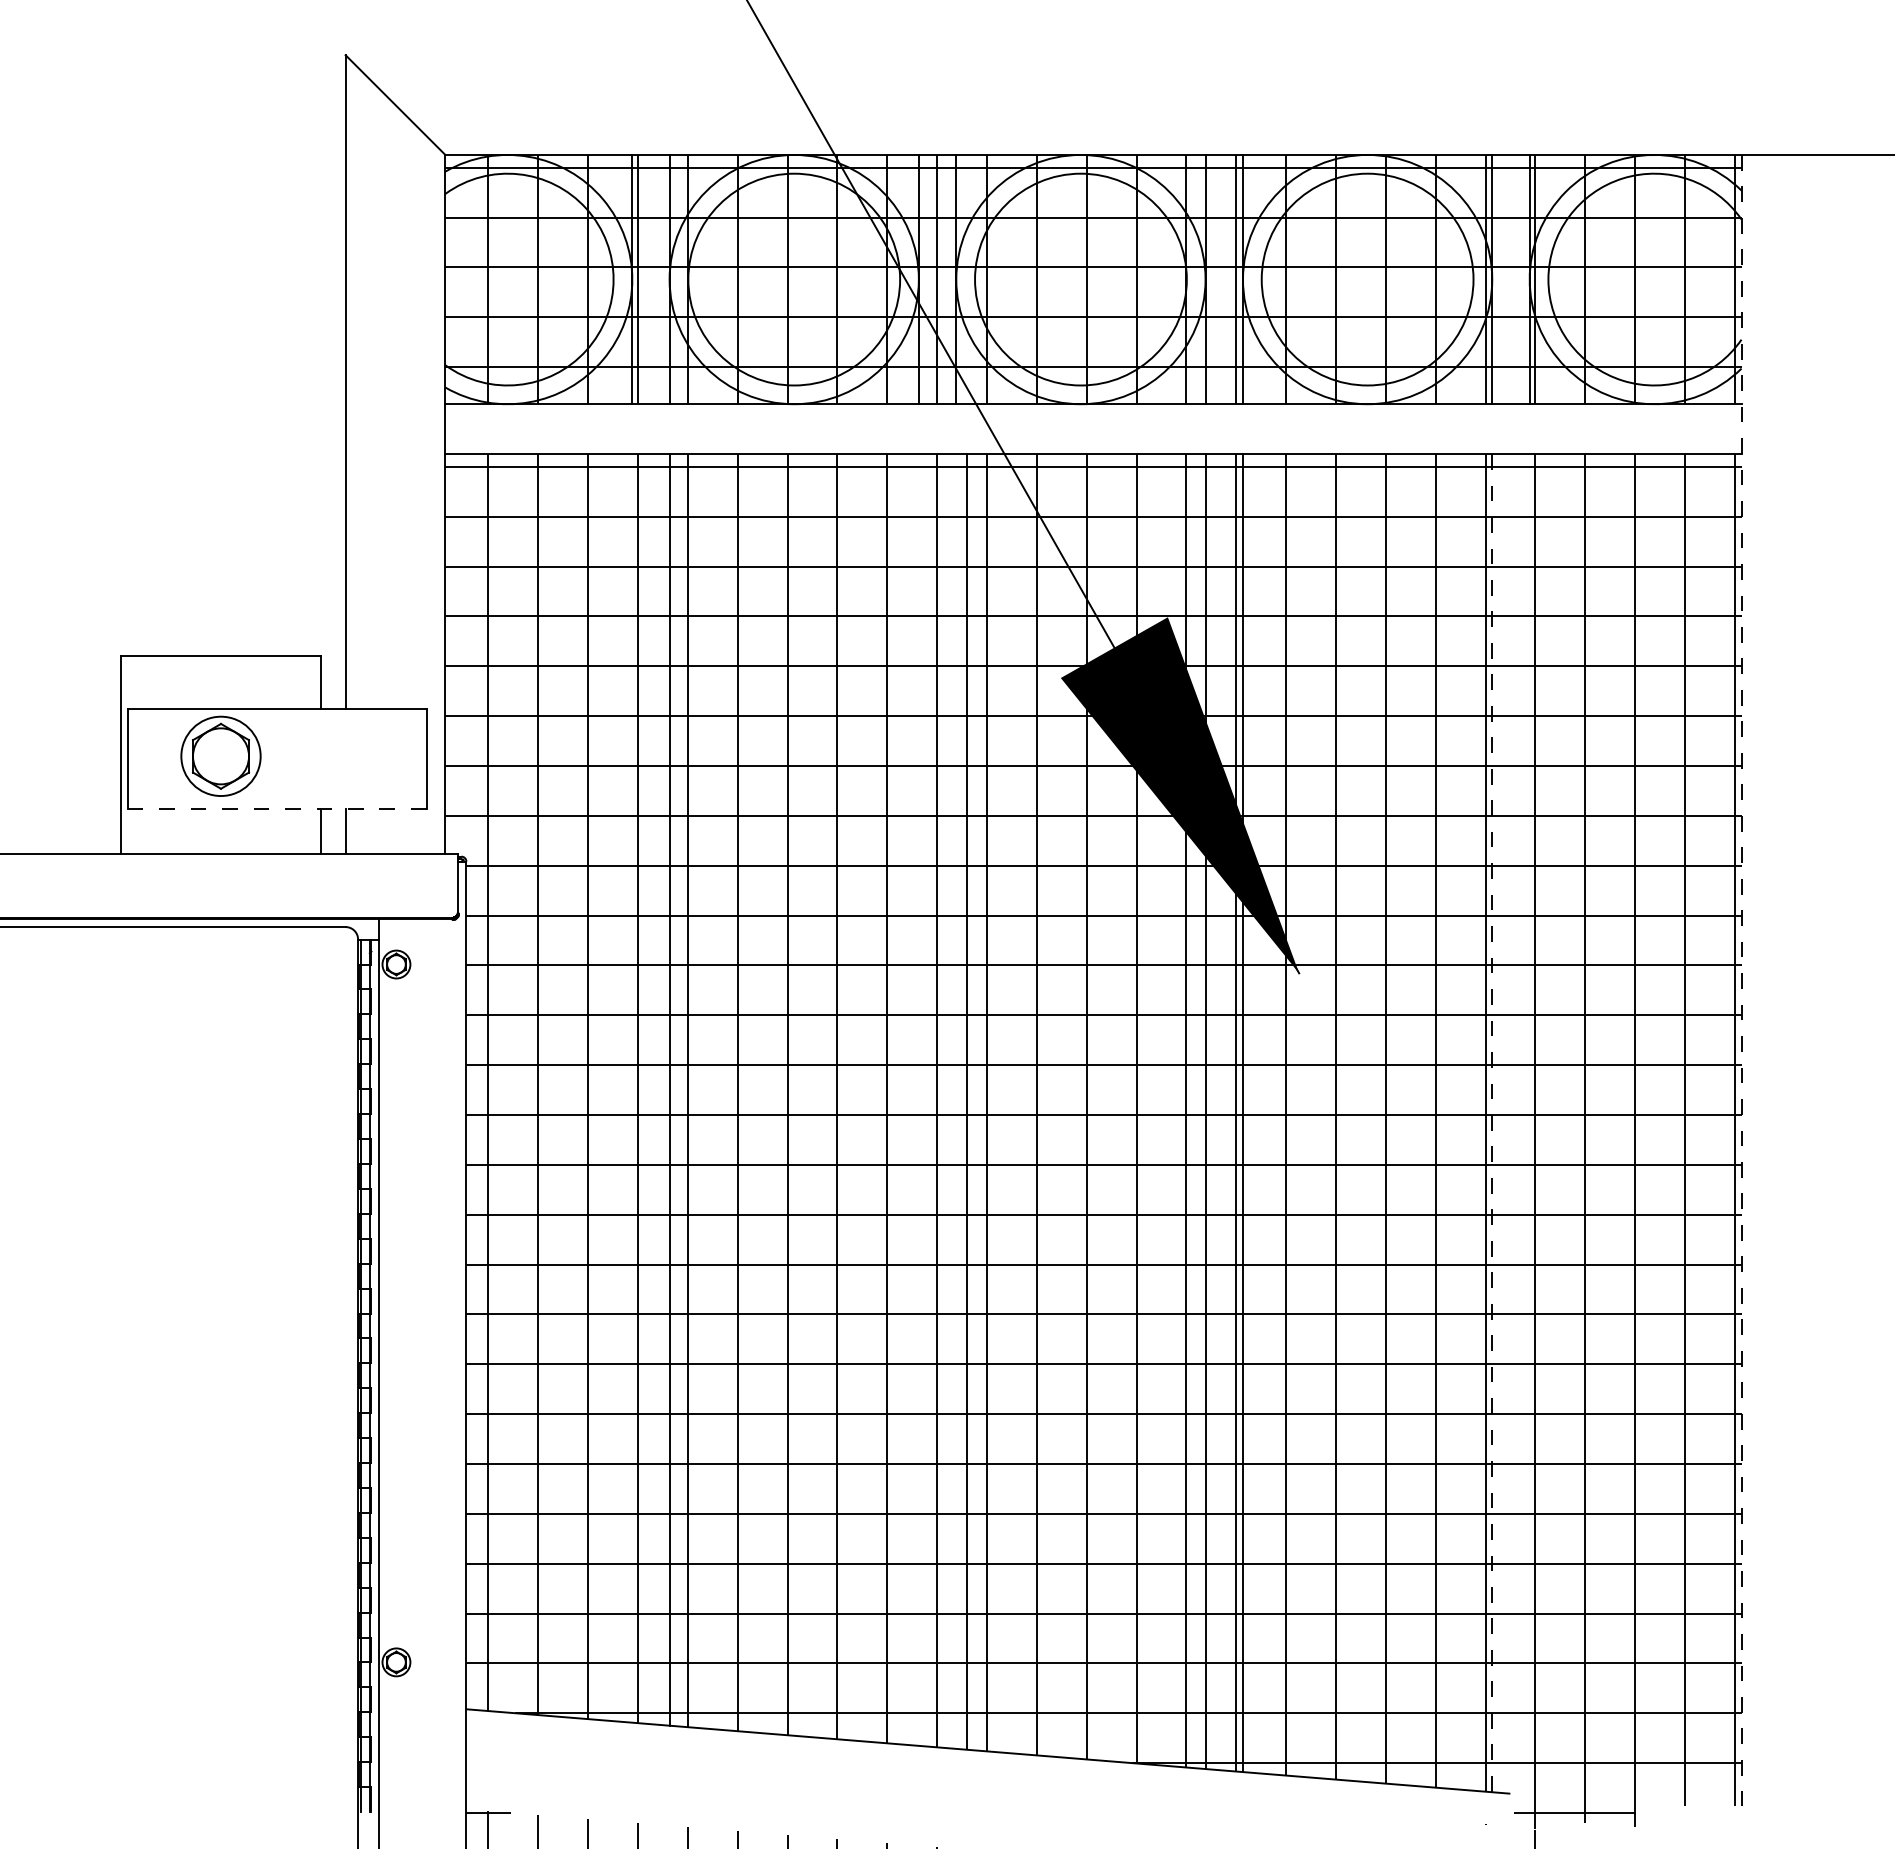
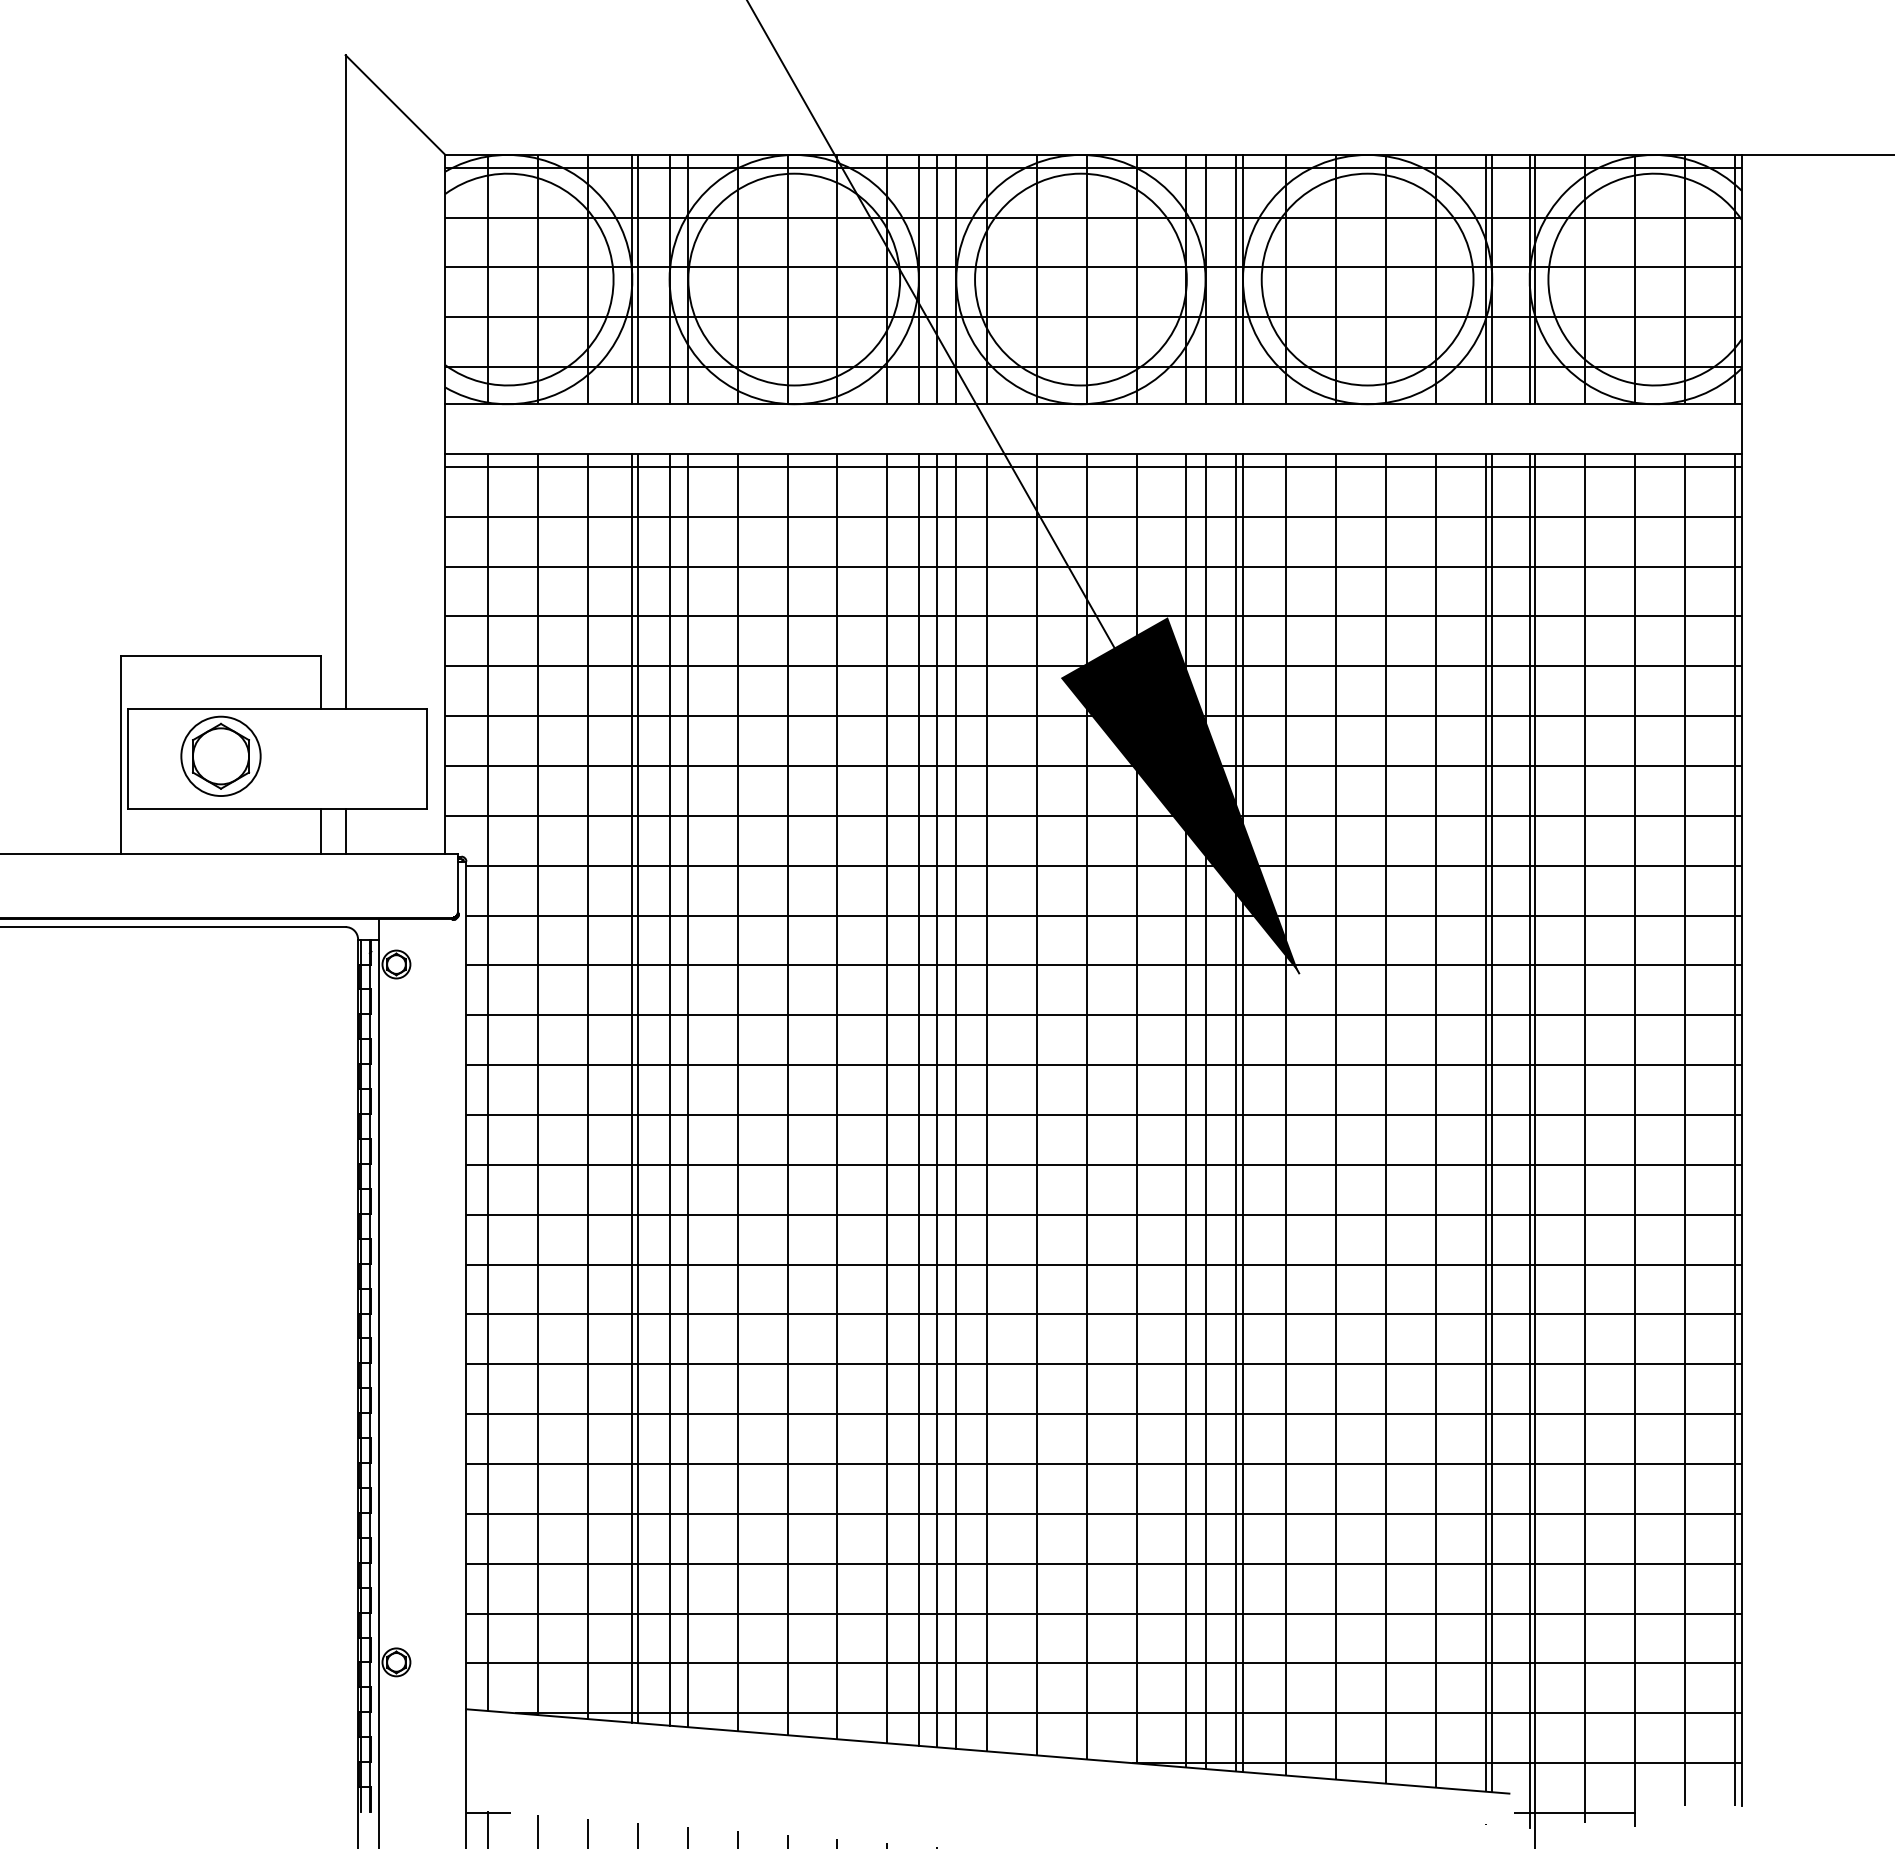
line: dashed -> solid (277, 808)
line: dashed -> solid (1741, 980)
line: none -> present (632, 1088)
line: none -> present (919, 1099)
line position: (967, 1101) -> (956, 1101) (956, 1101)
line: dashed -> solid (1492, 1123)
line: none -> present (1529, 1141)
